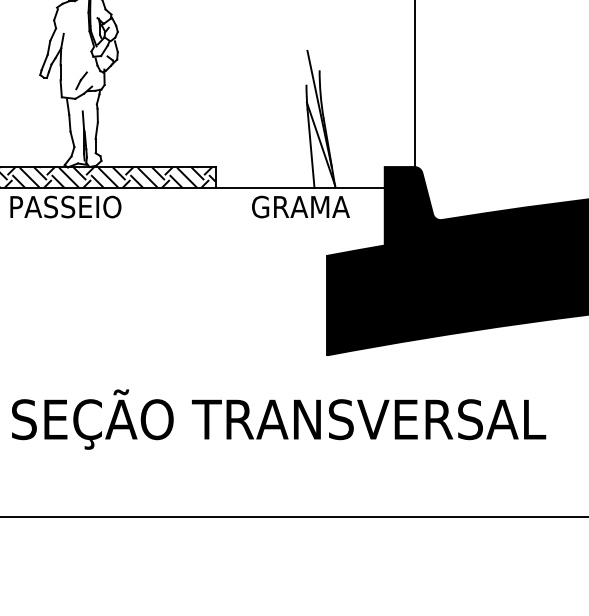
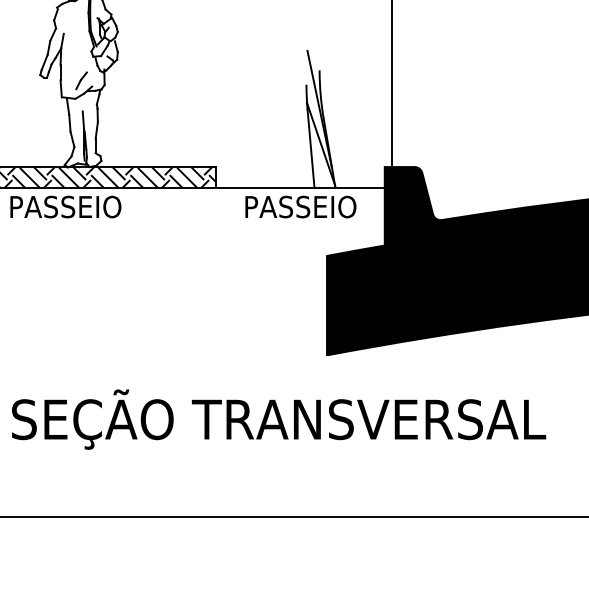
line position: (414, 84) -> (391, 84) (391, 84)
text: GRAMA -> PASSEIO (300, 206)
